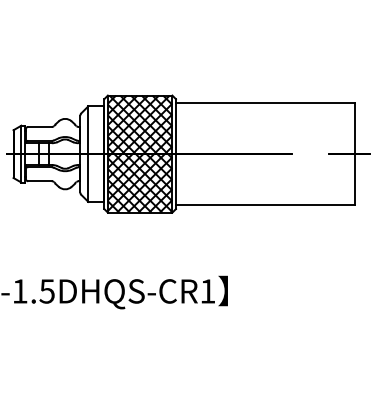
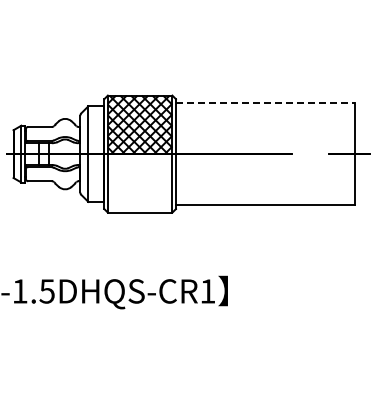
line: solid -> dashed (265, 102)
hatch: present -> none (139, 183)
